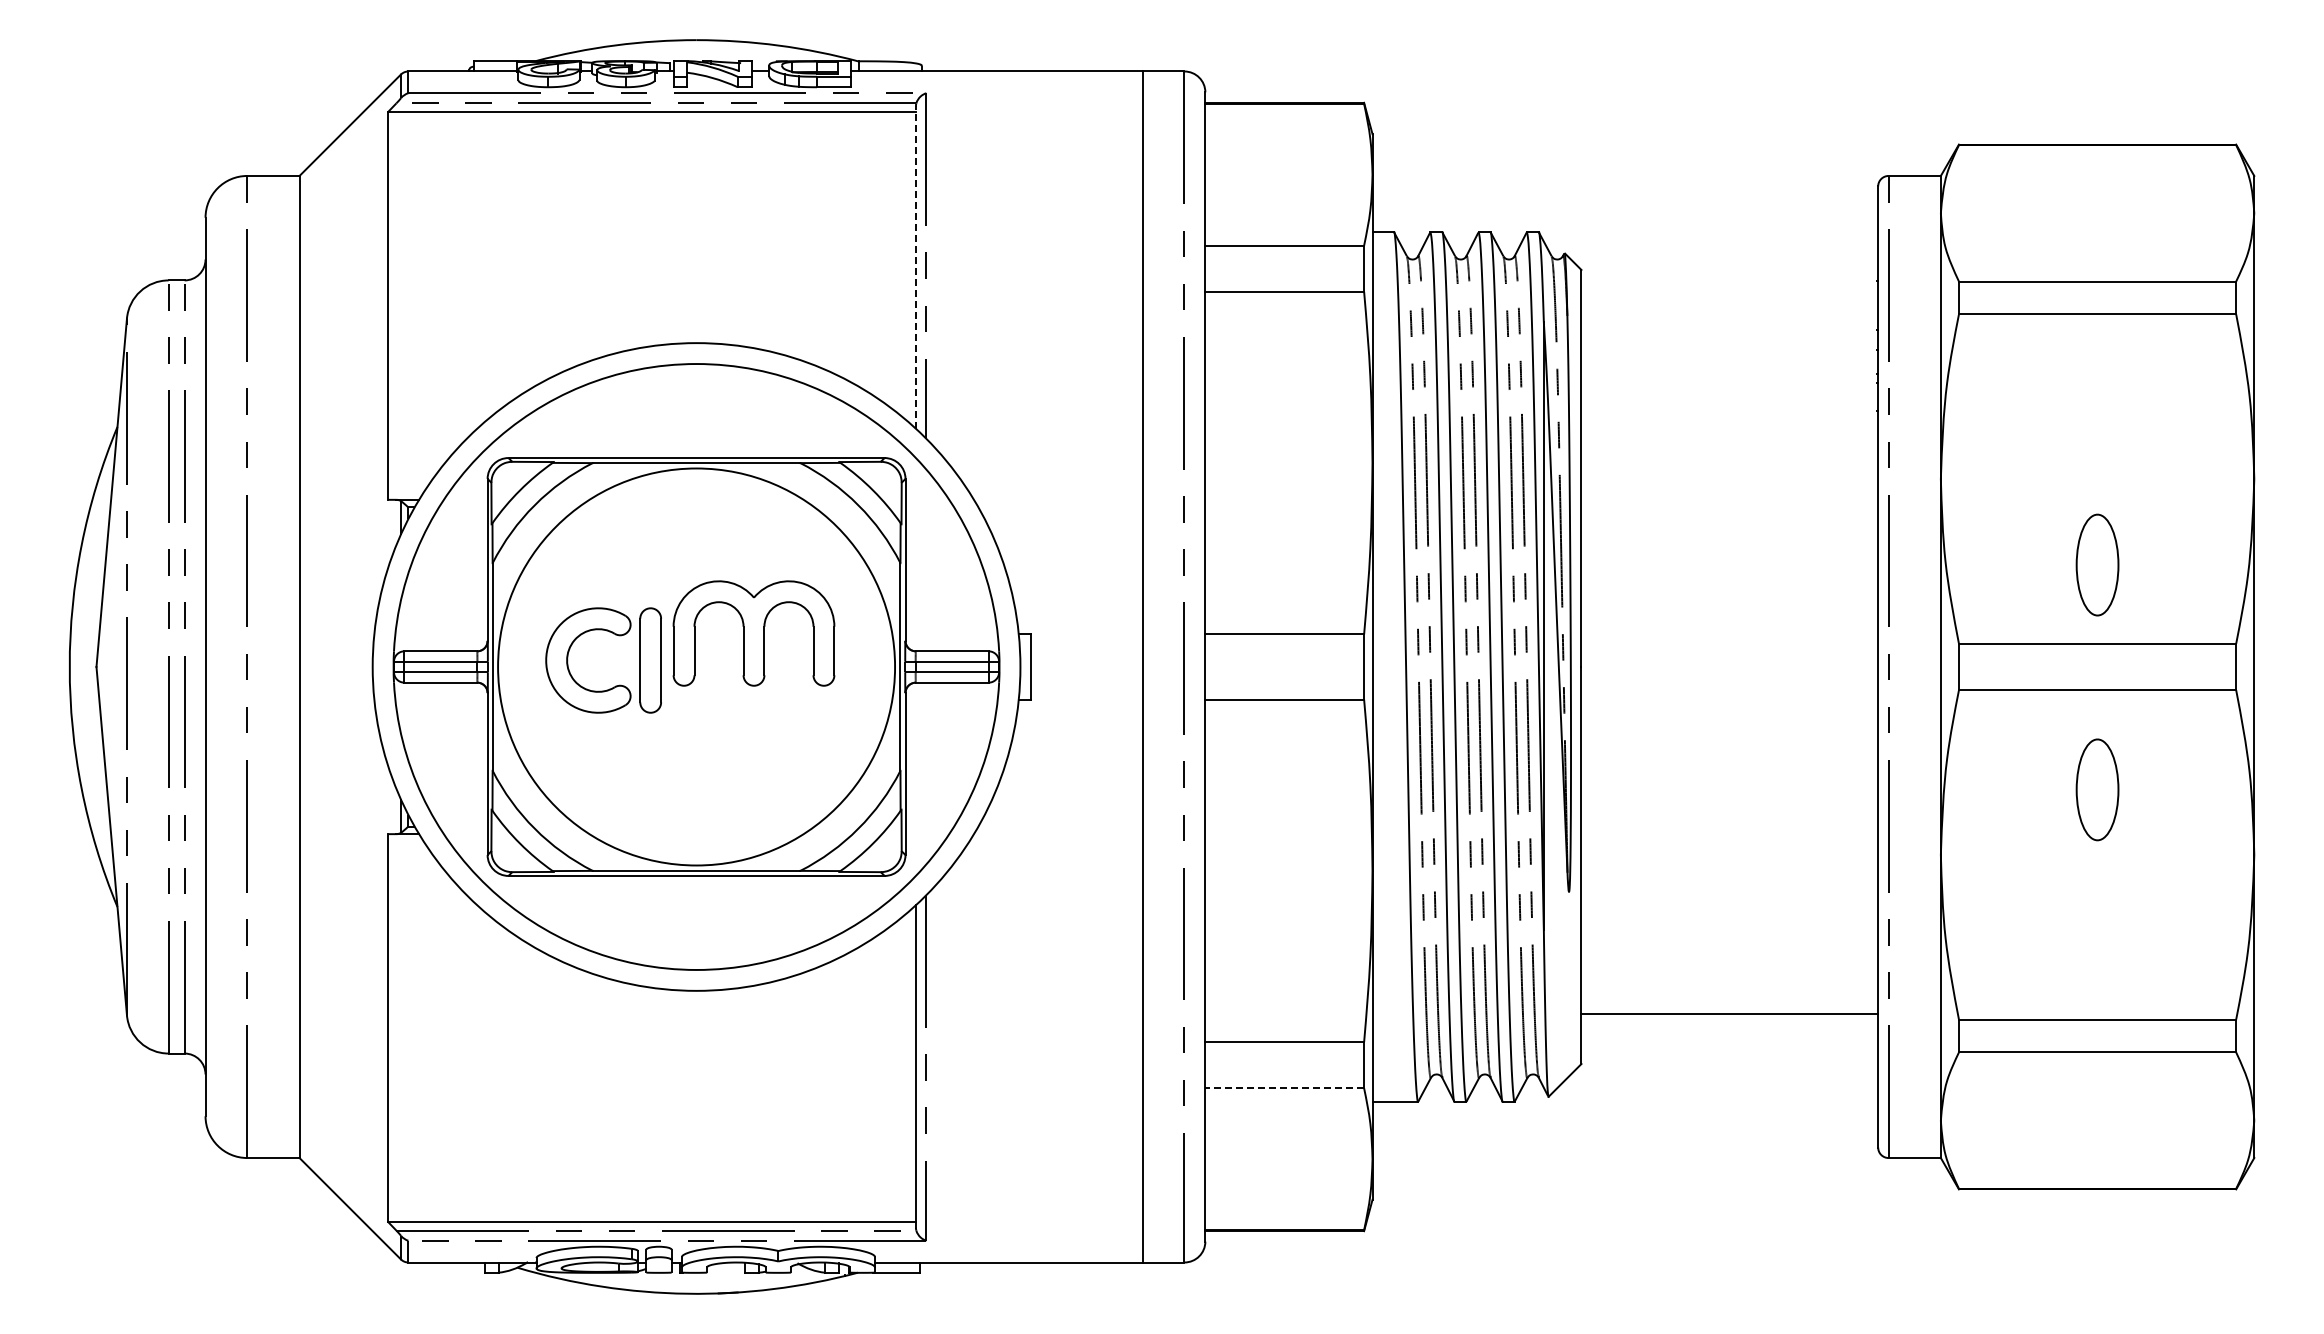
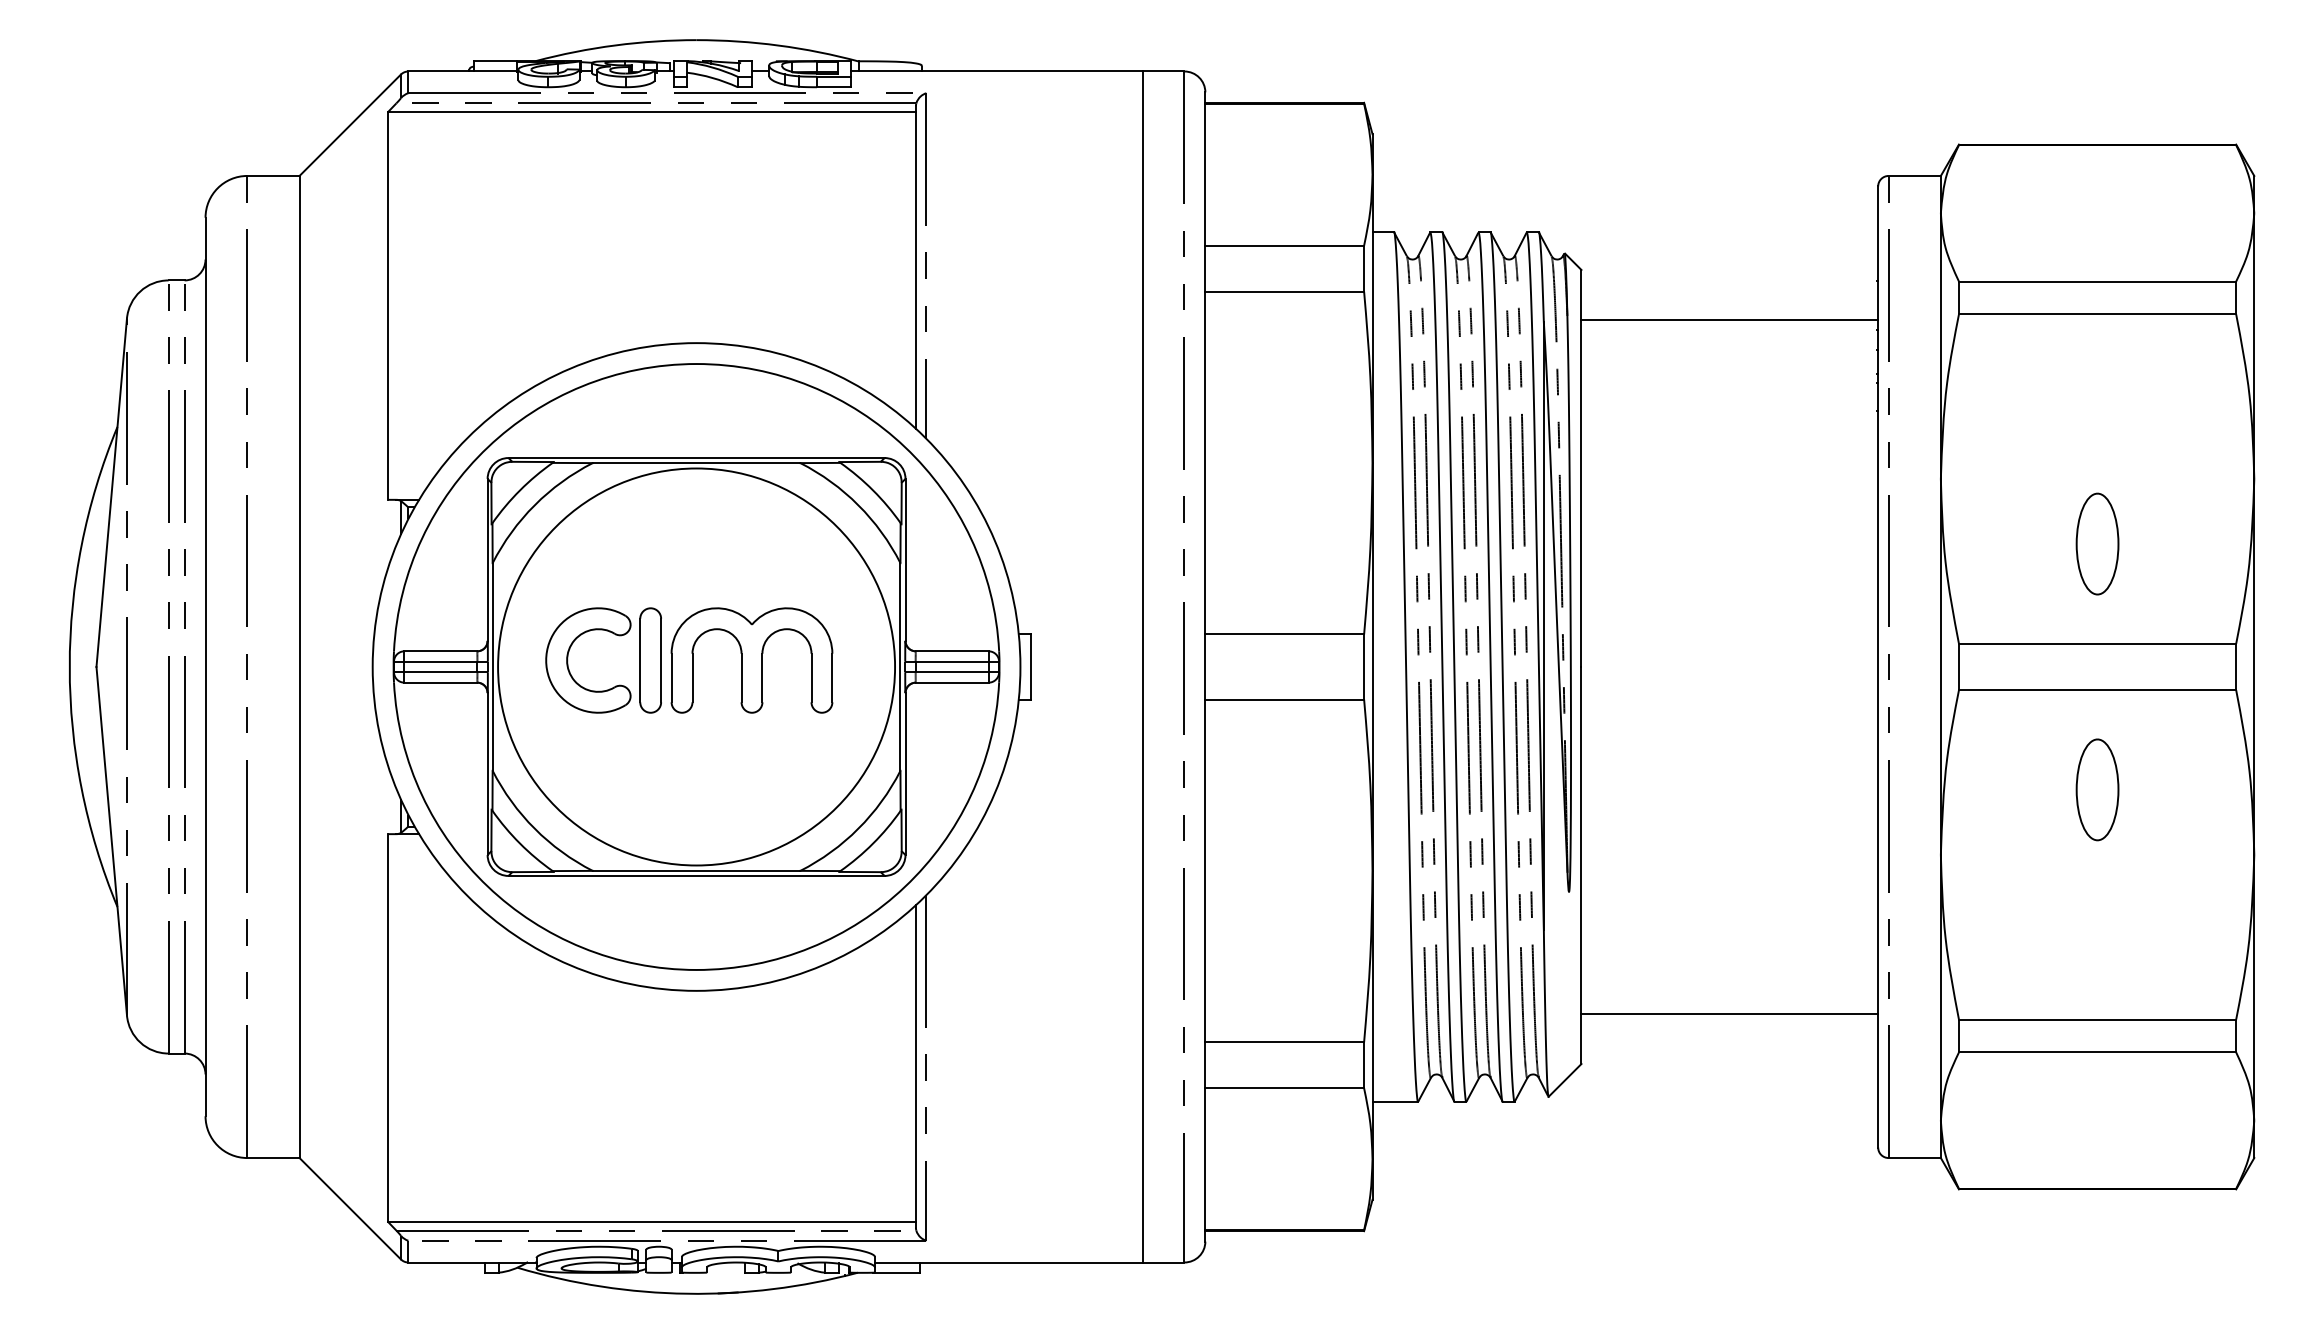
line: dashed -> solid (915, 267)
line: none -> present (1729, 320)
part position: (2097, 564) -> (2097, 543) (2097, 543)
part position: (753, 633) -> (751, 660) (751, 660)
line: dashed -> solid (1284, 1088)
